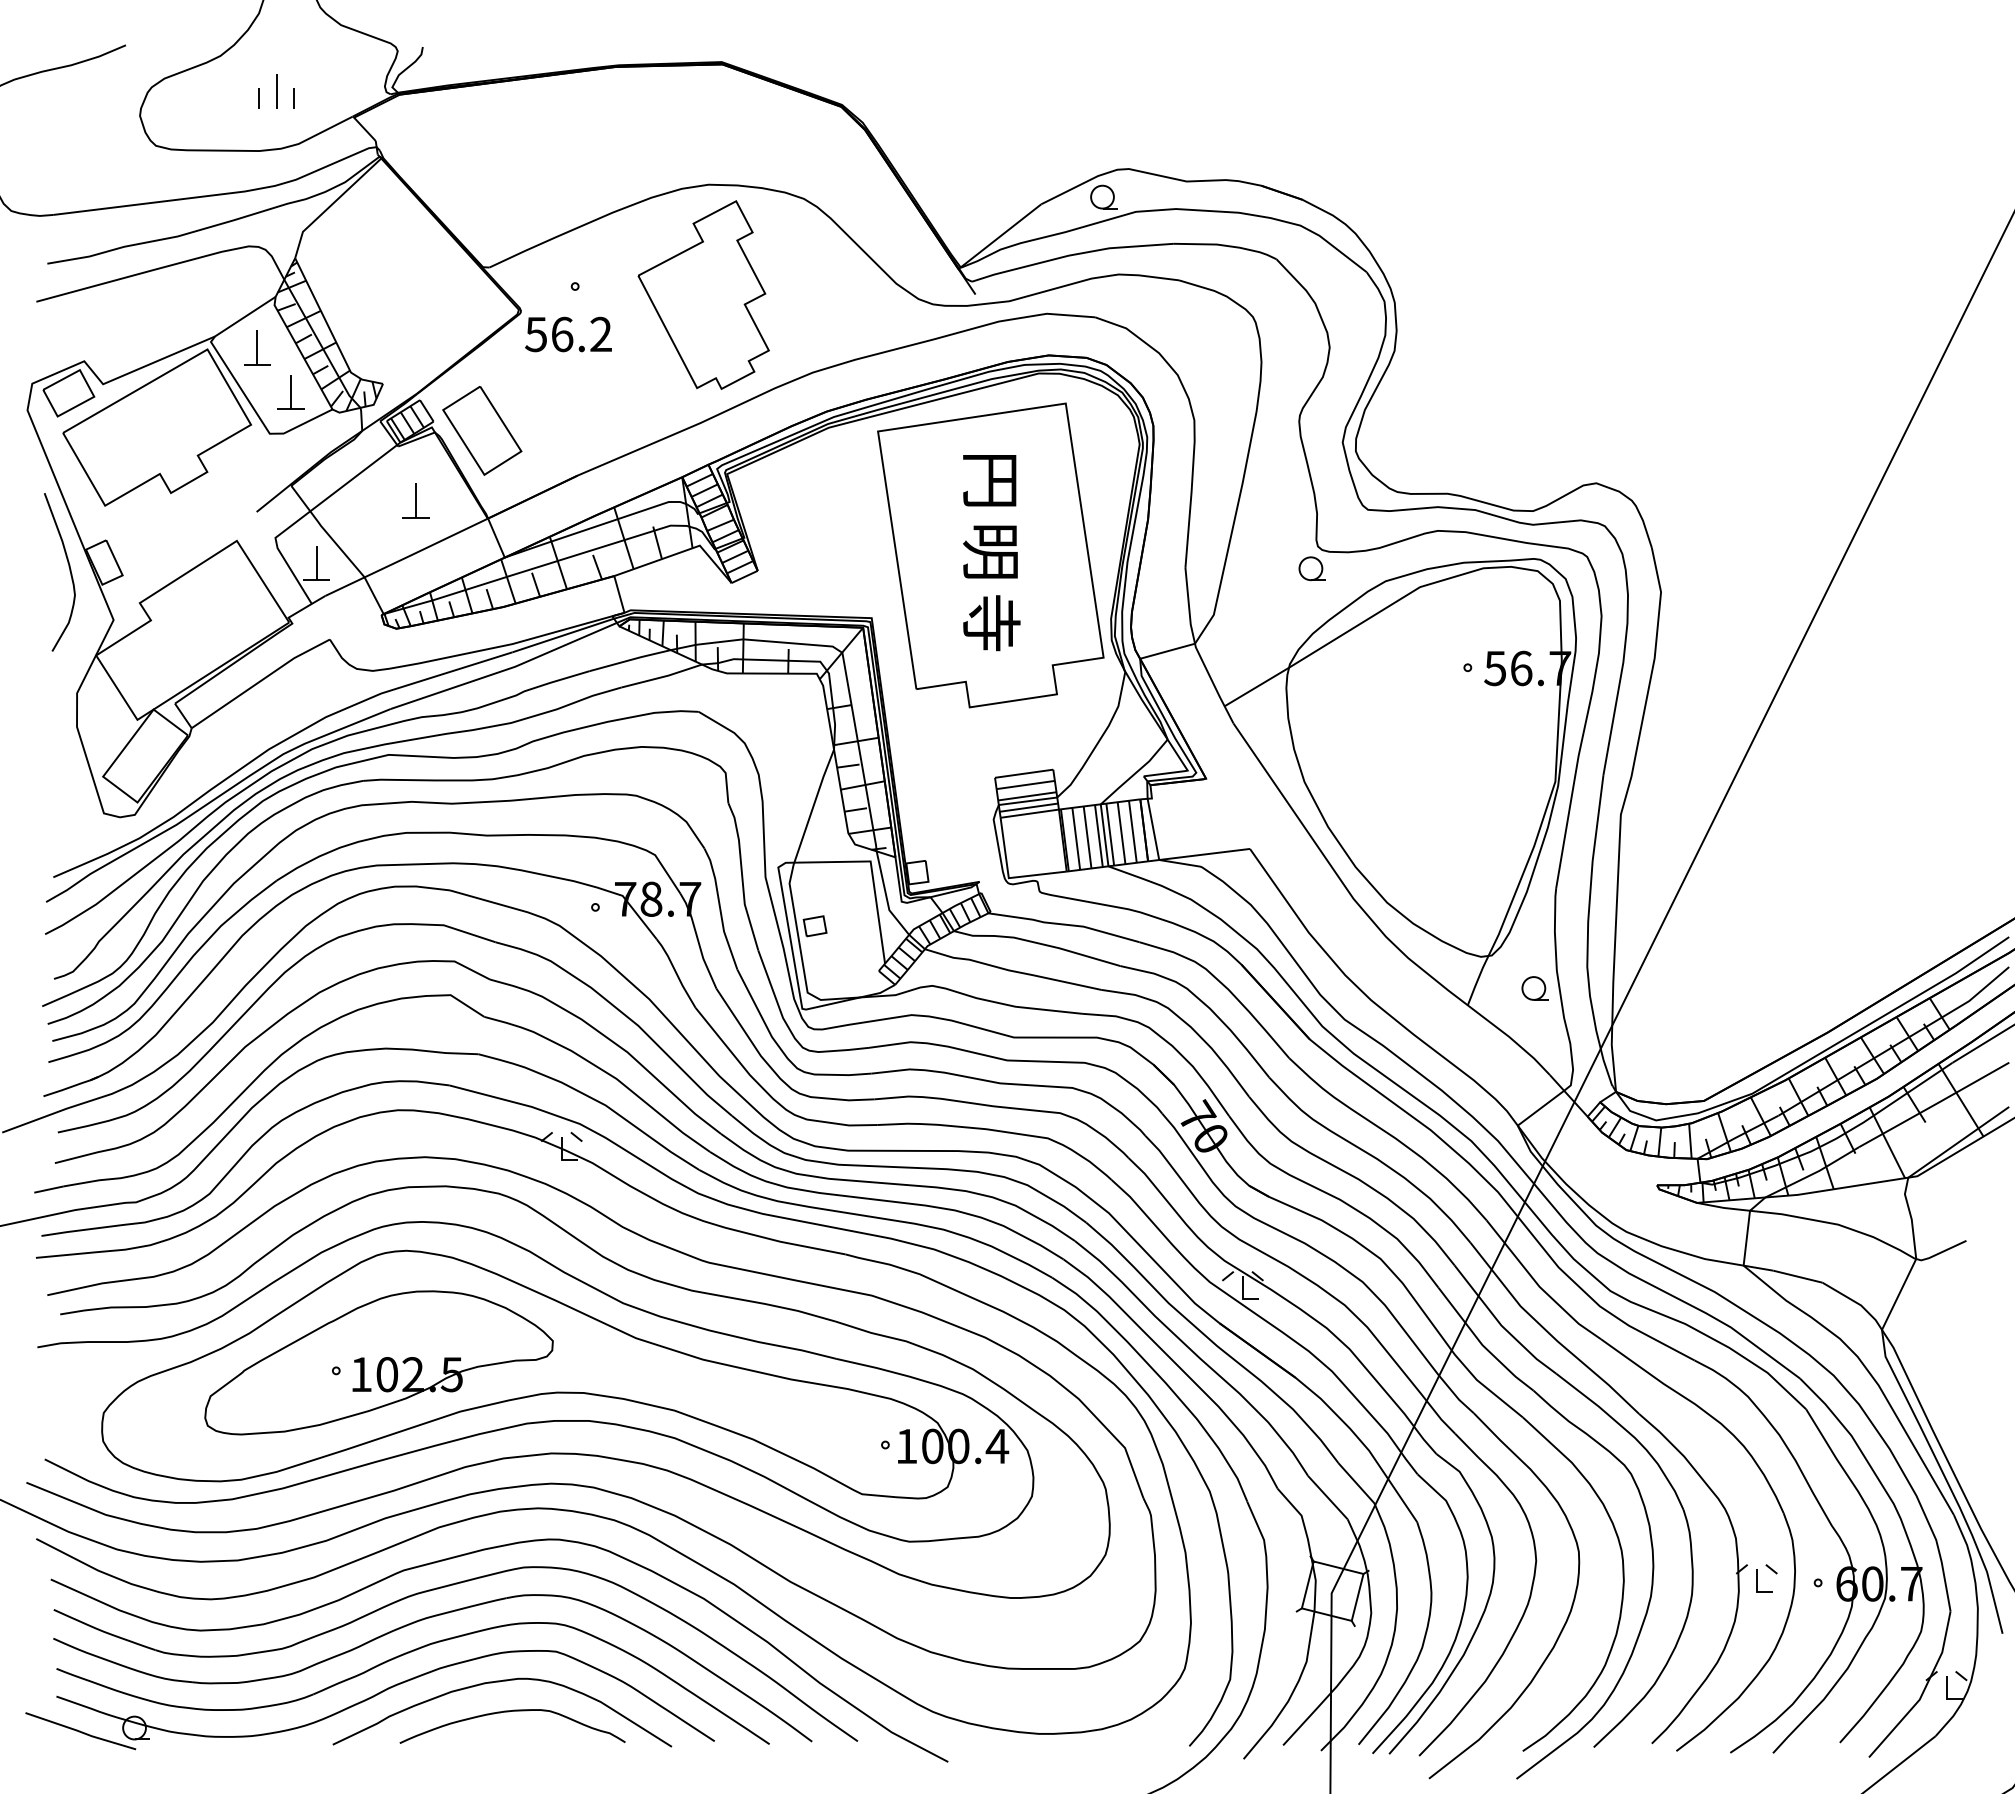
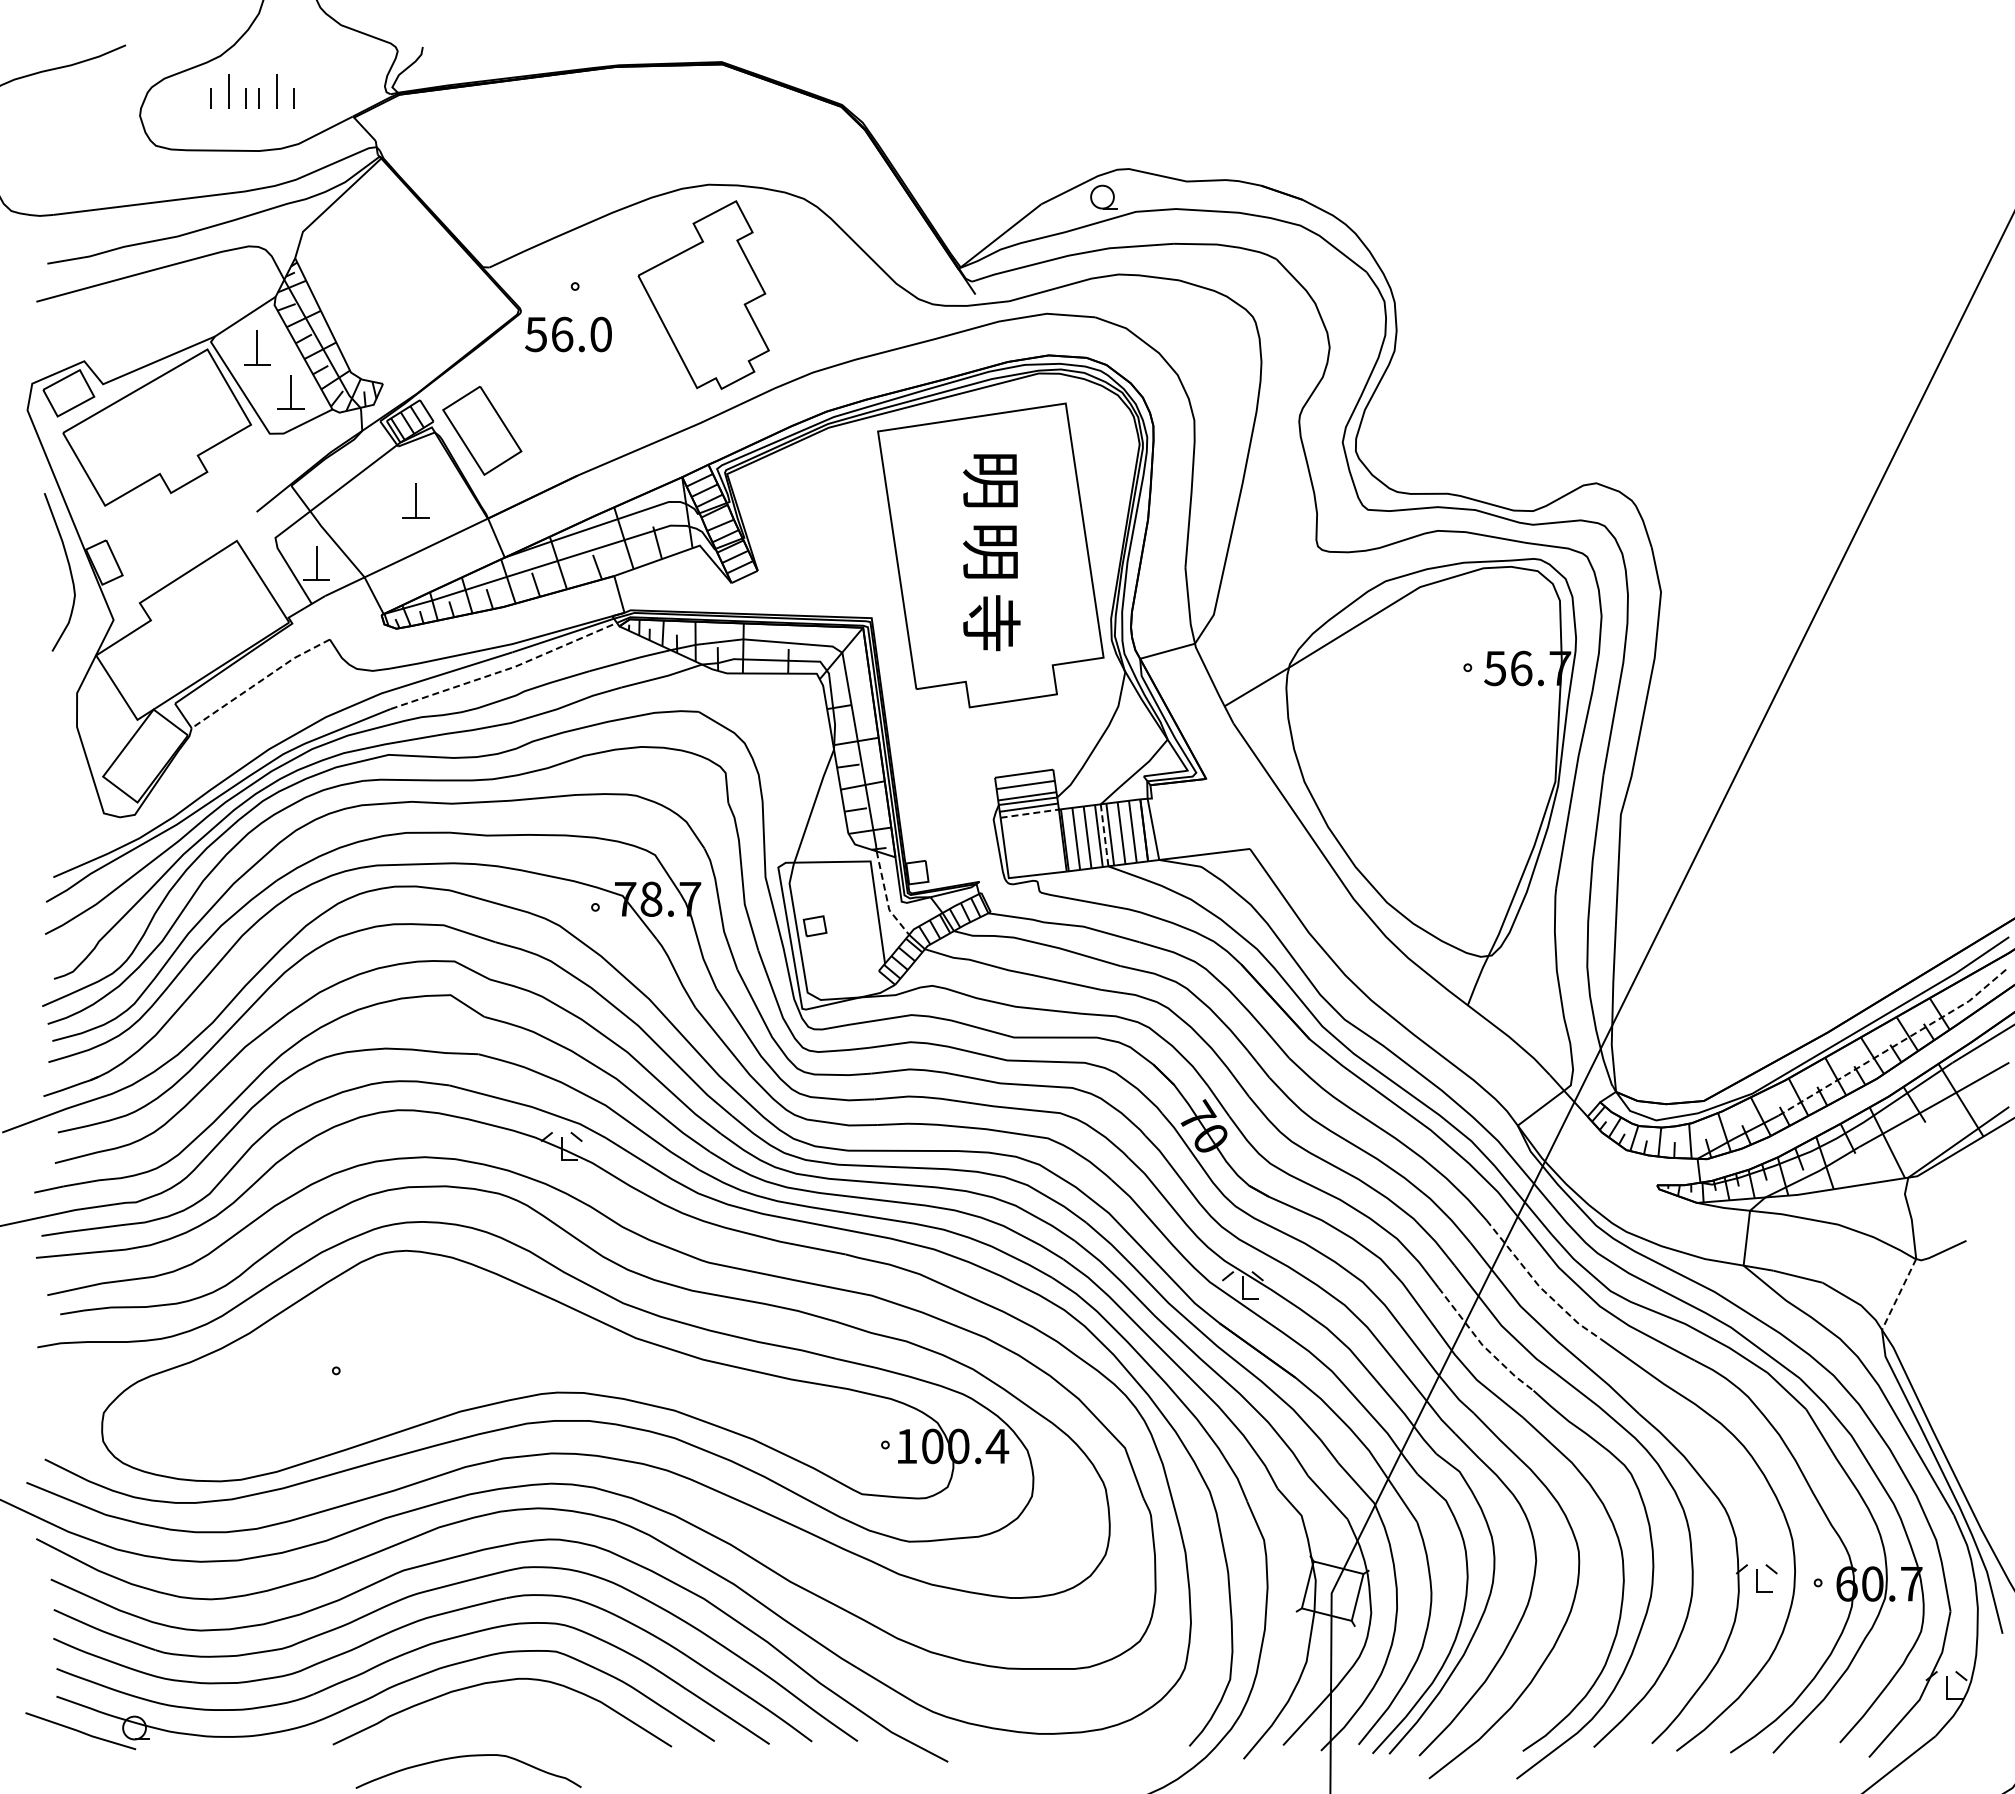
part: none -> present (228, 91)
text: 56.2 -> 56.0 (600, 334)
text: 円 -> 明 (990, 480)
part: present -> none (1311, 568)
line: solid -> dashed (505, 669)
line: solid -> dashed (259, 681)
line: solid -> dashed (1030, 813)
line: solid -> dashed (1104, 835)
line: solid -> dashed (886, 896)
part: present -> none (1534, 988)
line: solid -> dashed (1897, 1044)
line: solid -> dashed (1538, 1286)
line: solid -> dashed (1898, 1294)
line: solid -> dashed (1481, 1344)
part: present -> none (378, 1362)
curve position: (509, 1712) -> (465, 1757) (465, 1757)
